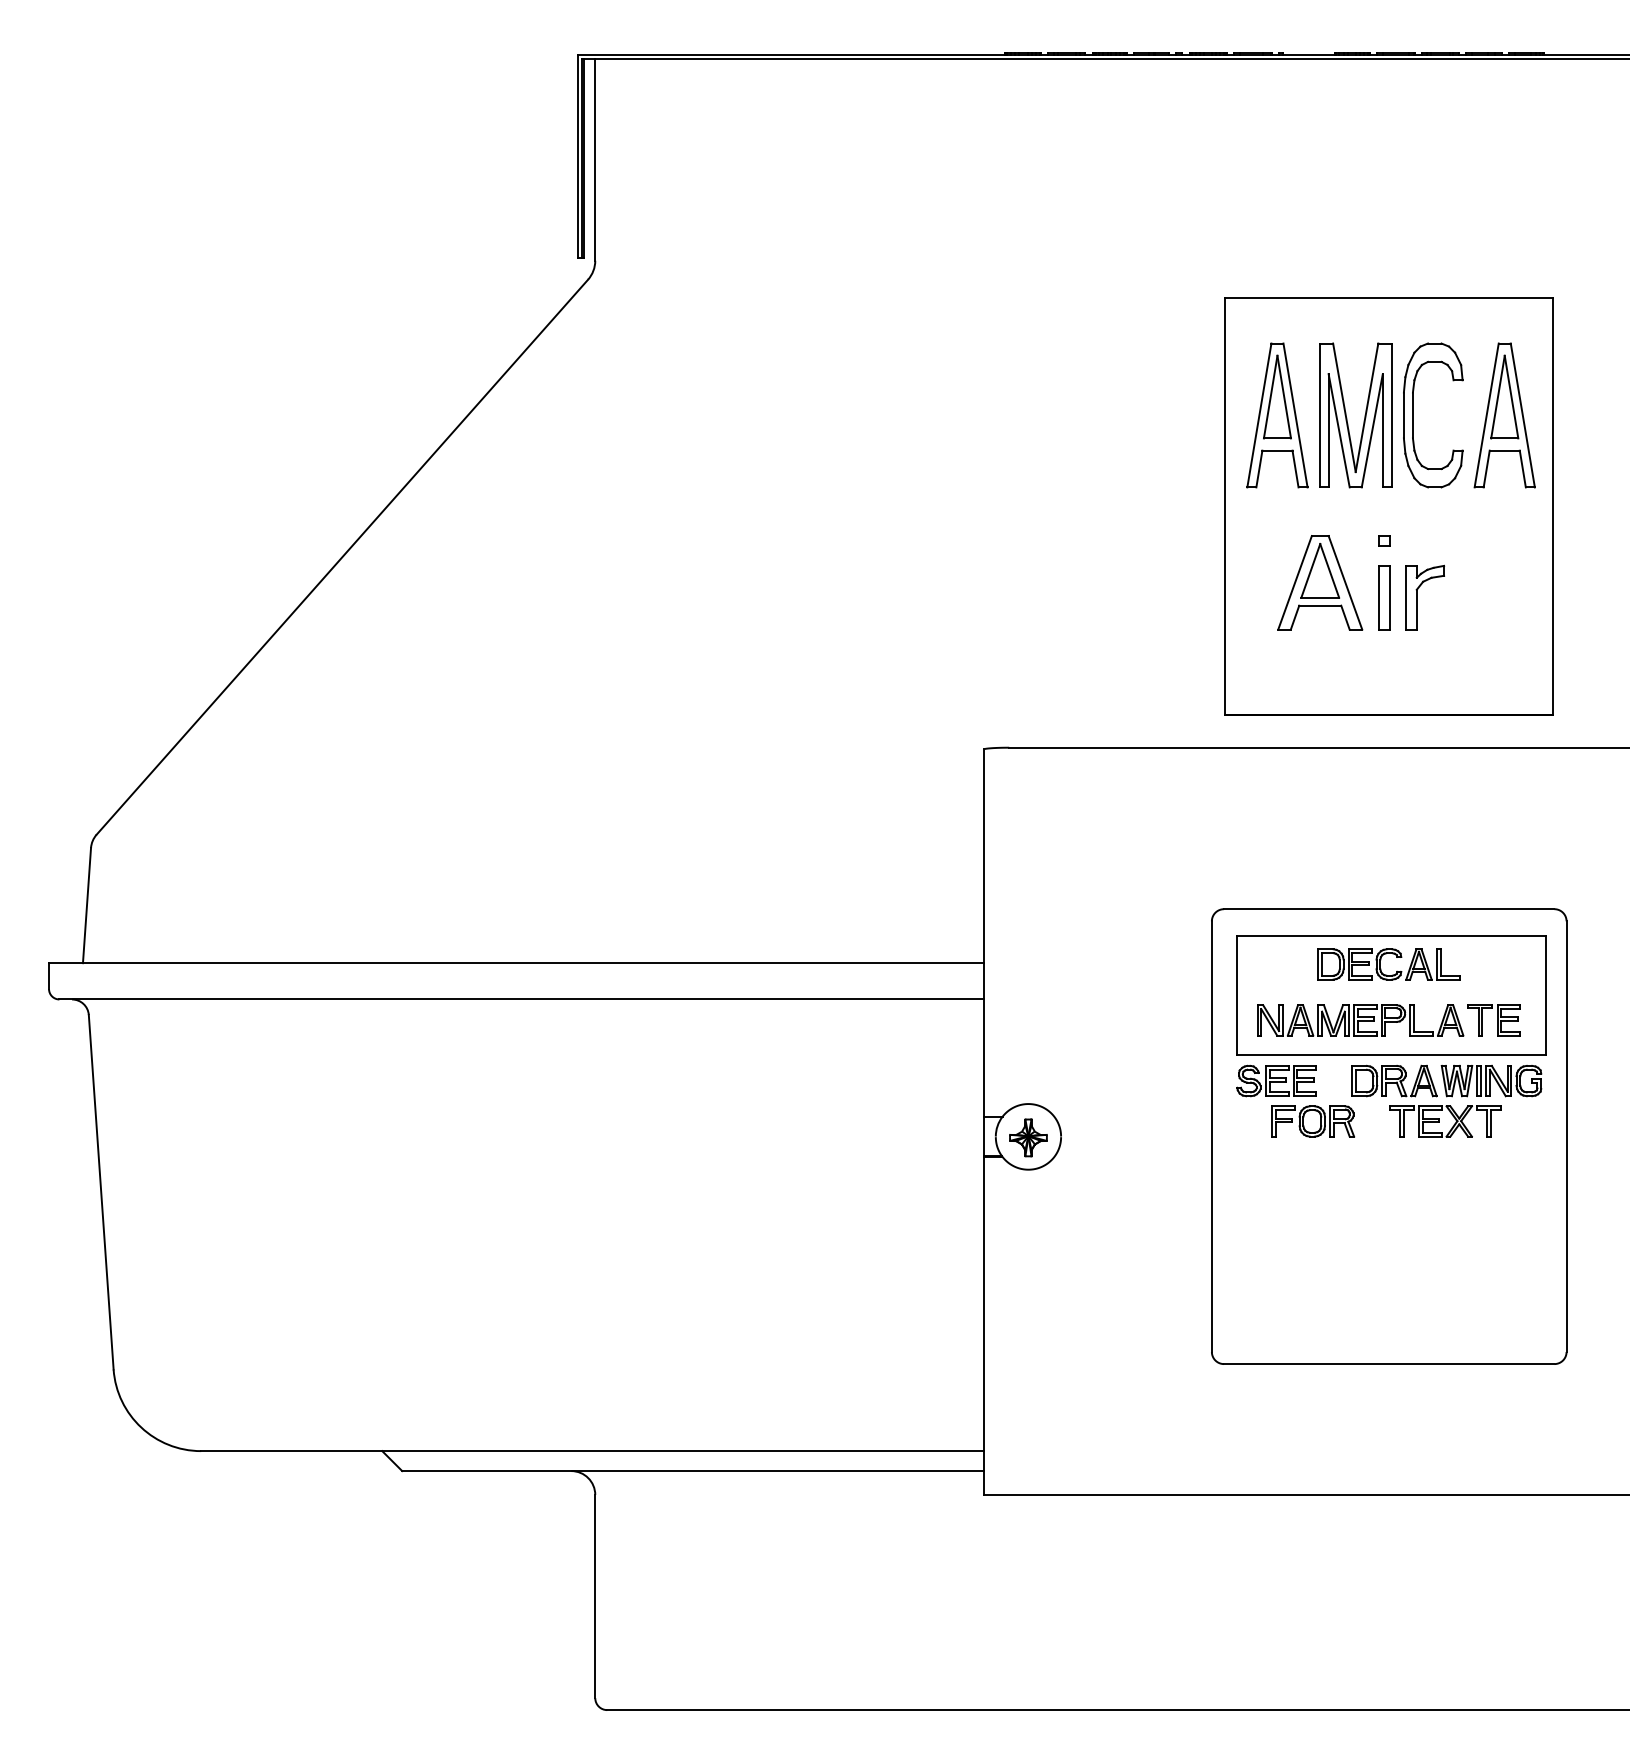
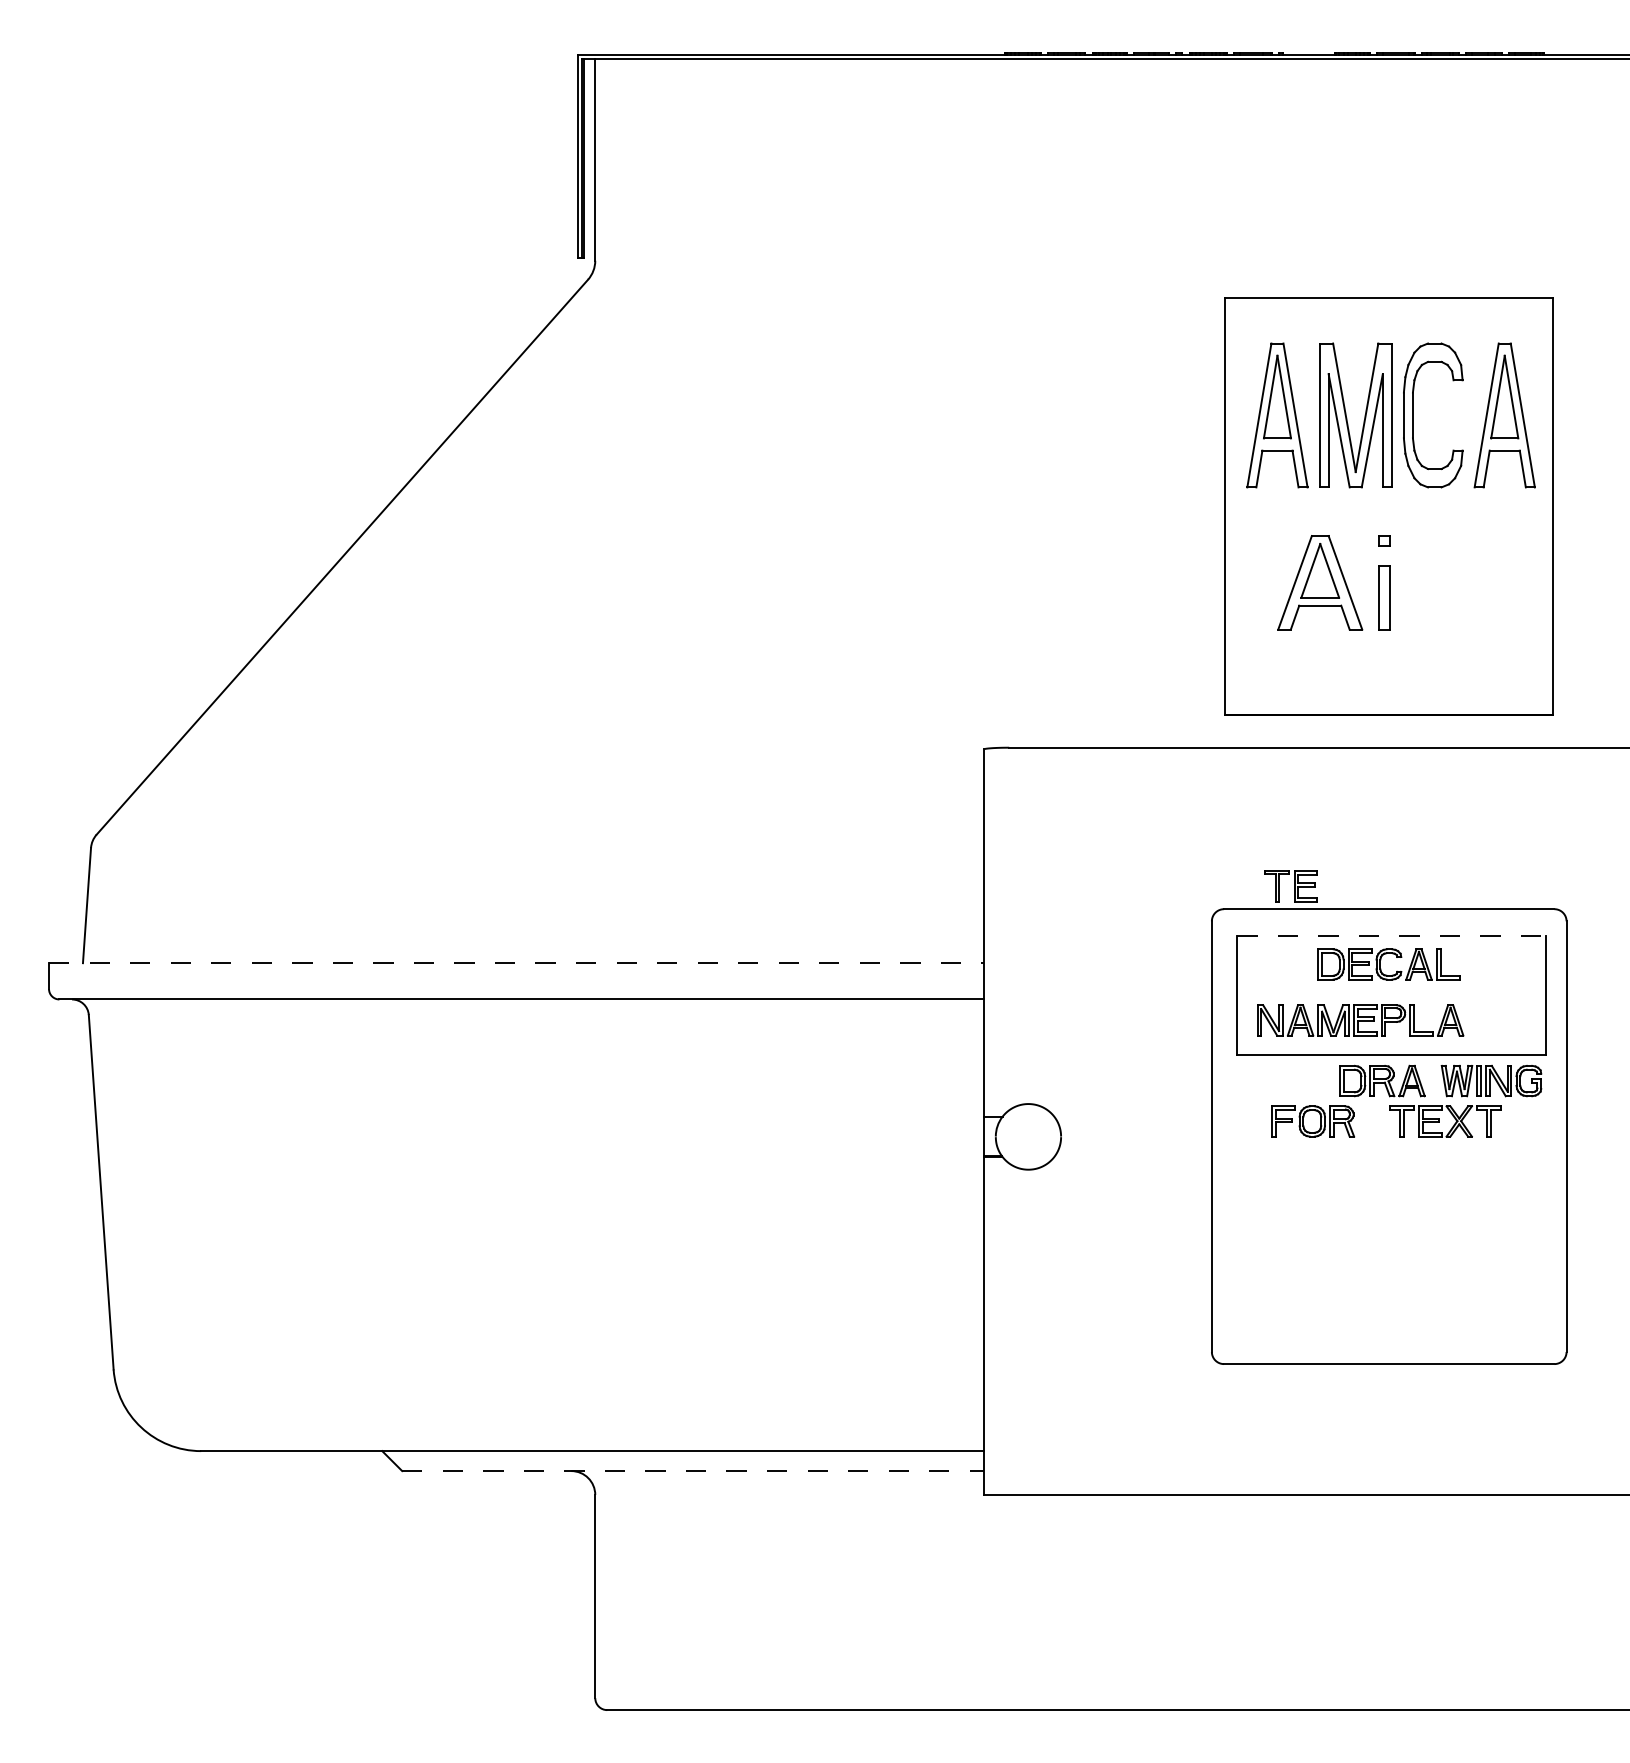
part: present -> none (1417, 597)
line: solid -> dashed (1391, 935)
line: solid -> dashed (516, 963)
part position: (1493, 1020) -> (1290, 886) (1290, 886)
part: present -> none (1276, 1080)
part position: (1394, 1080) -> (1382, 1080) (1382, 1080)
part: present -> none (1028, 1137)
line: solid -> dashed (693, 1471)
